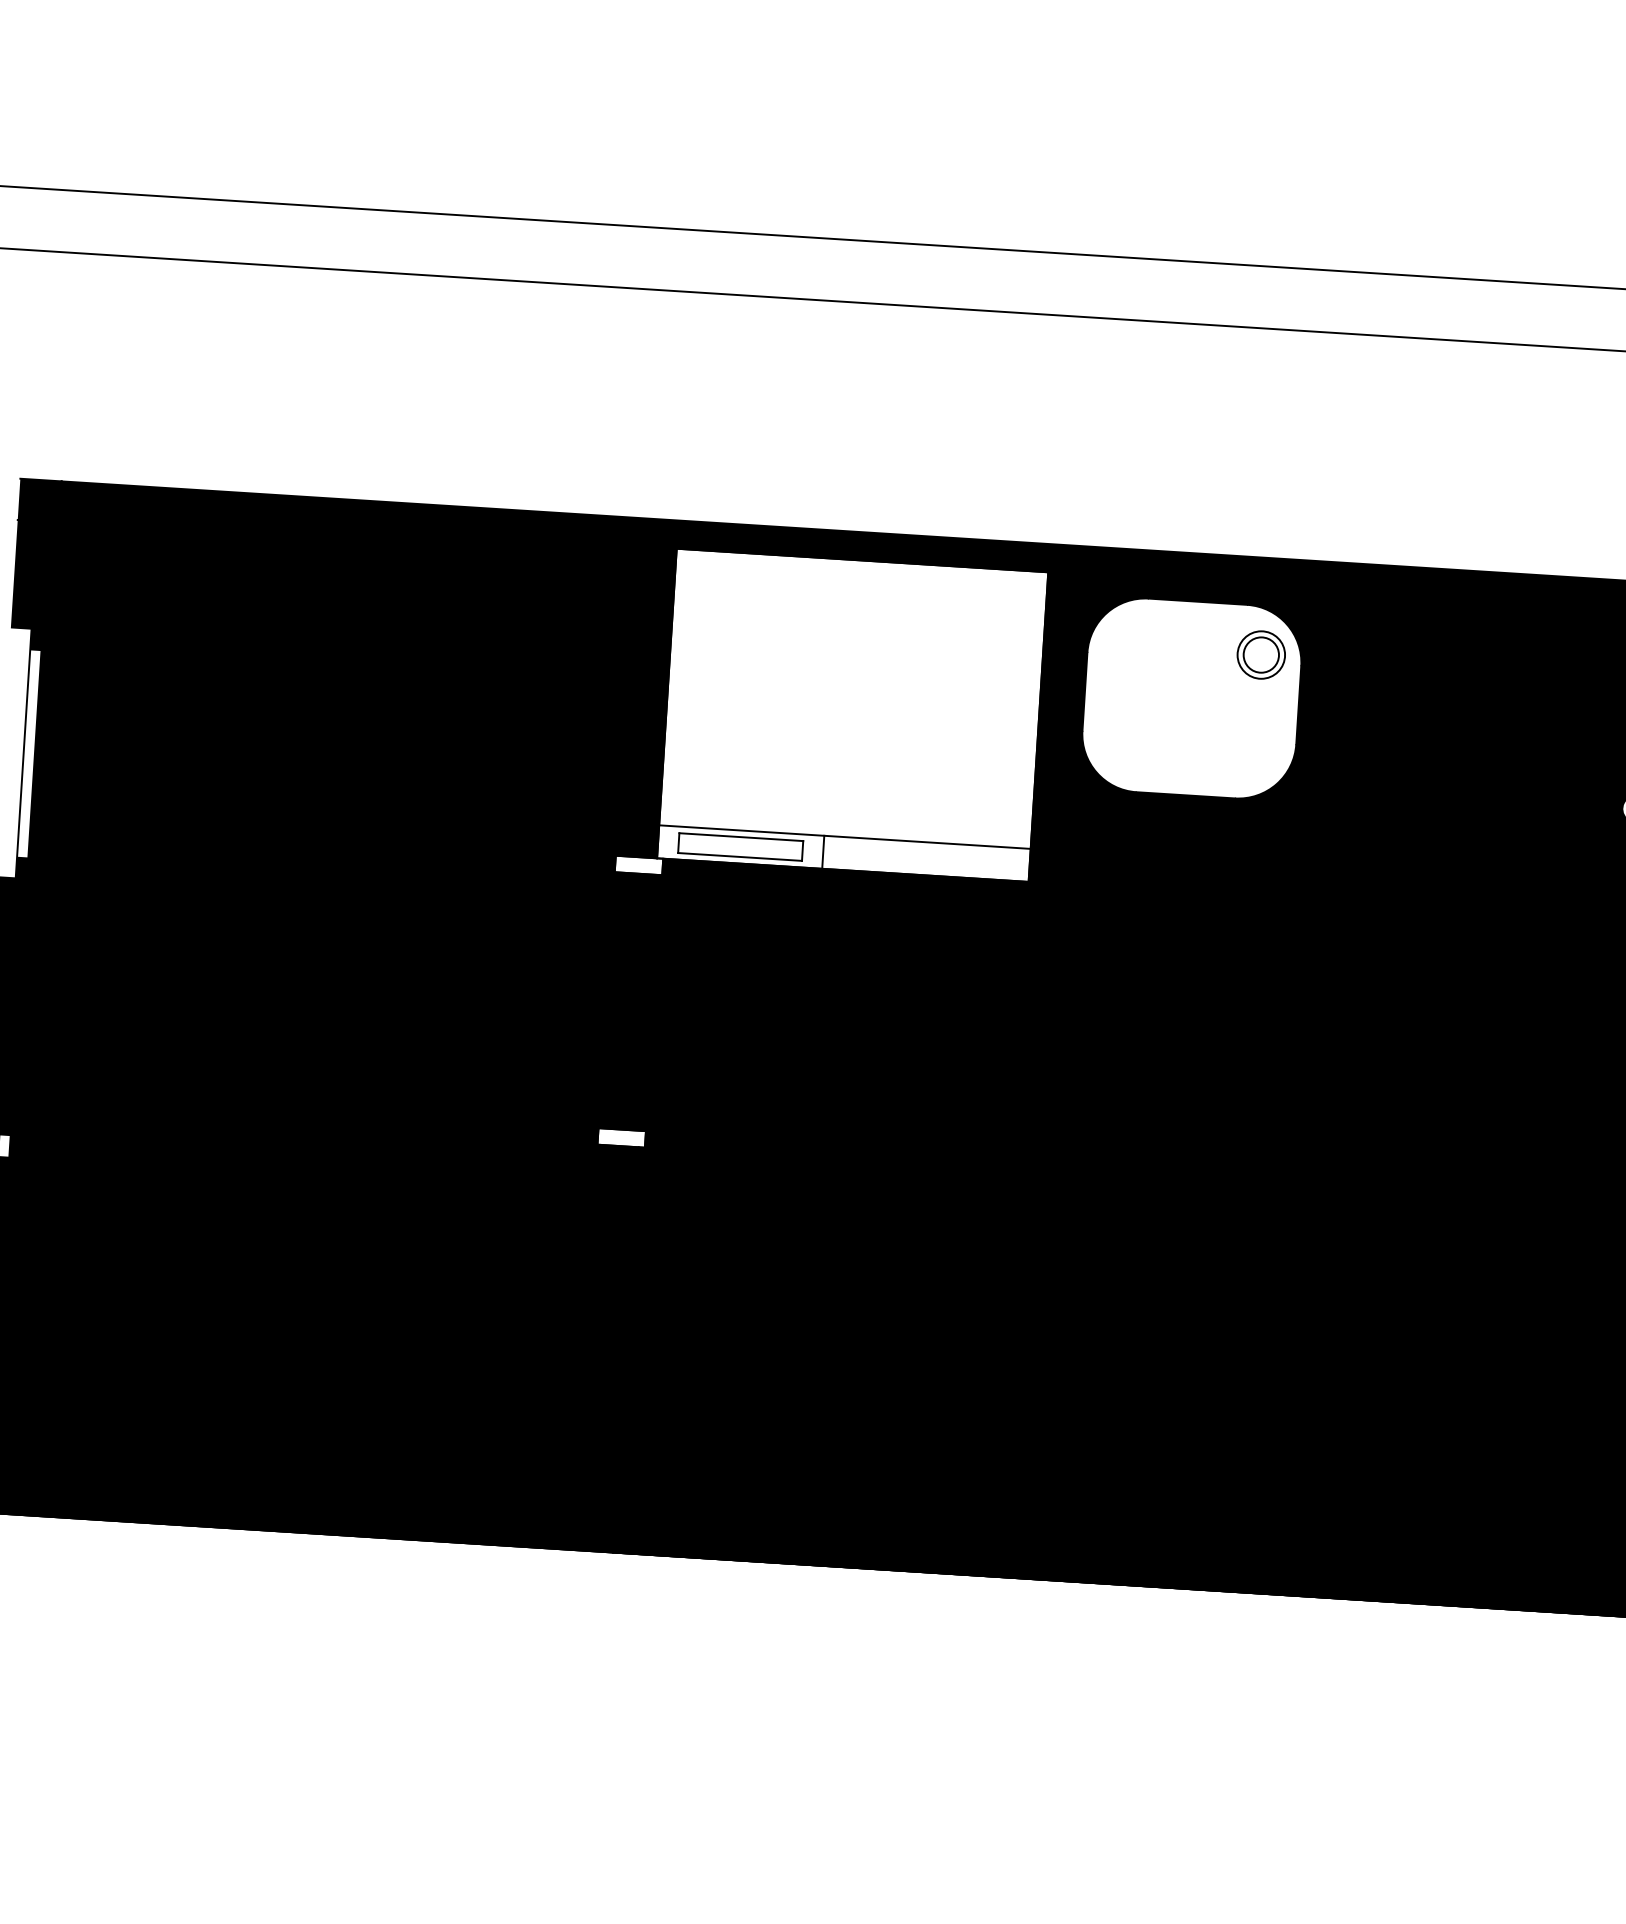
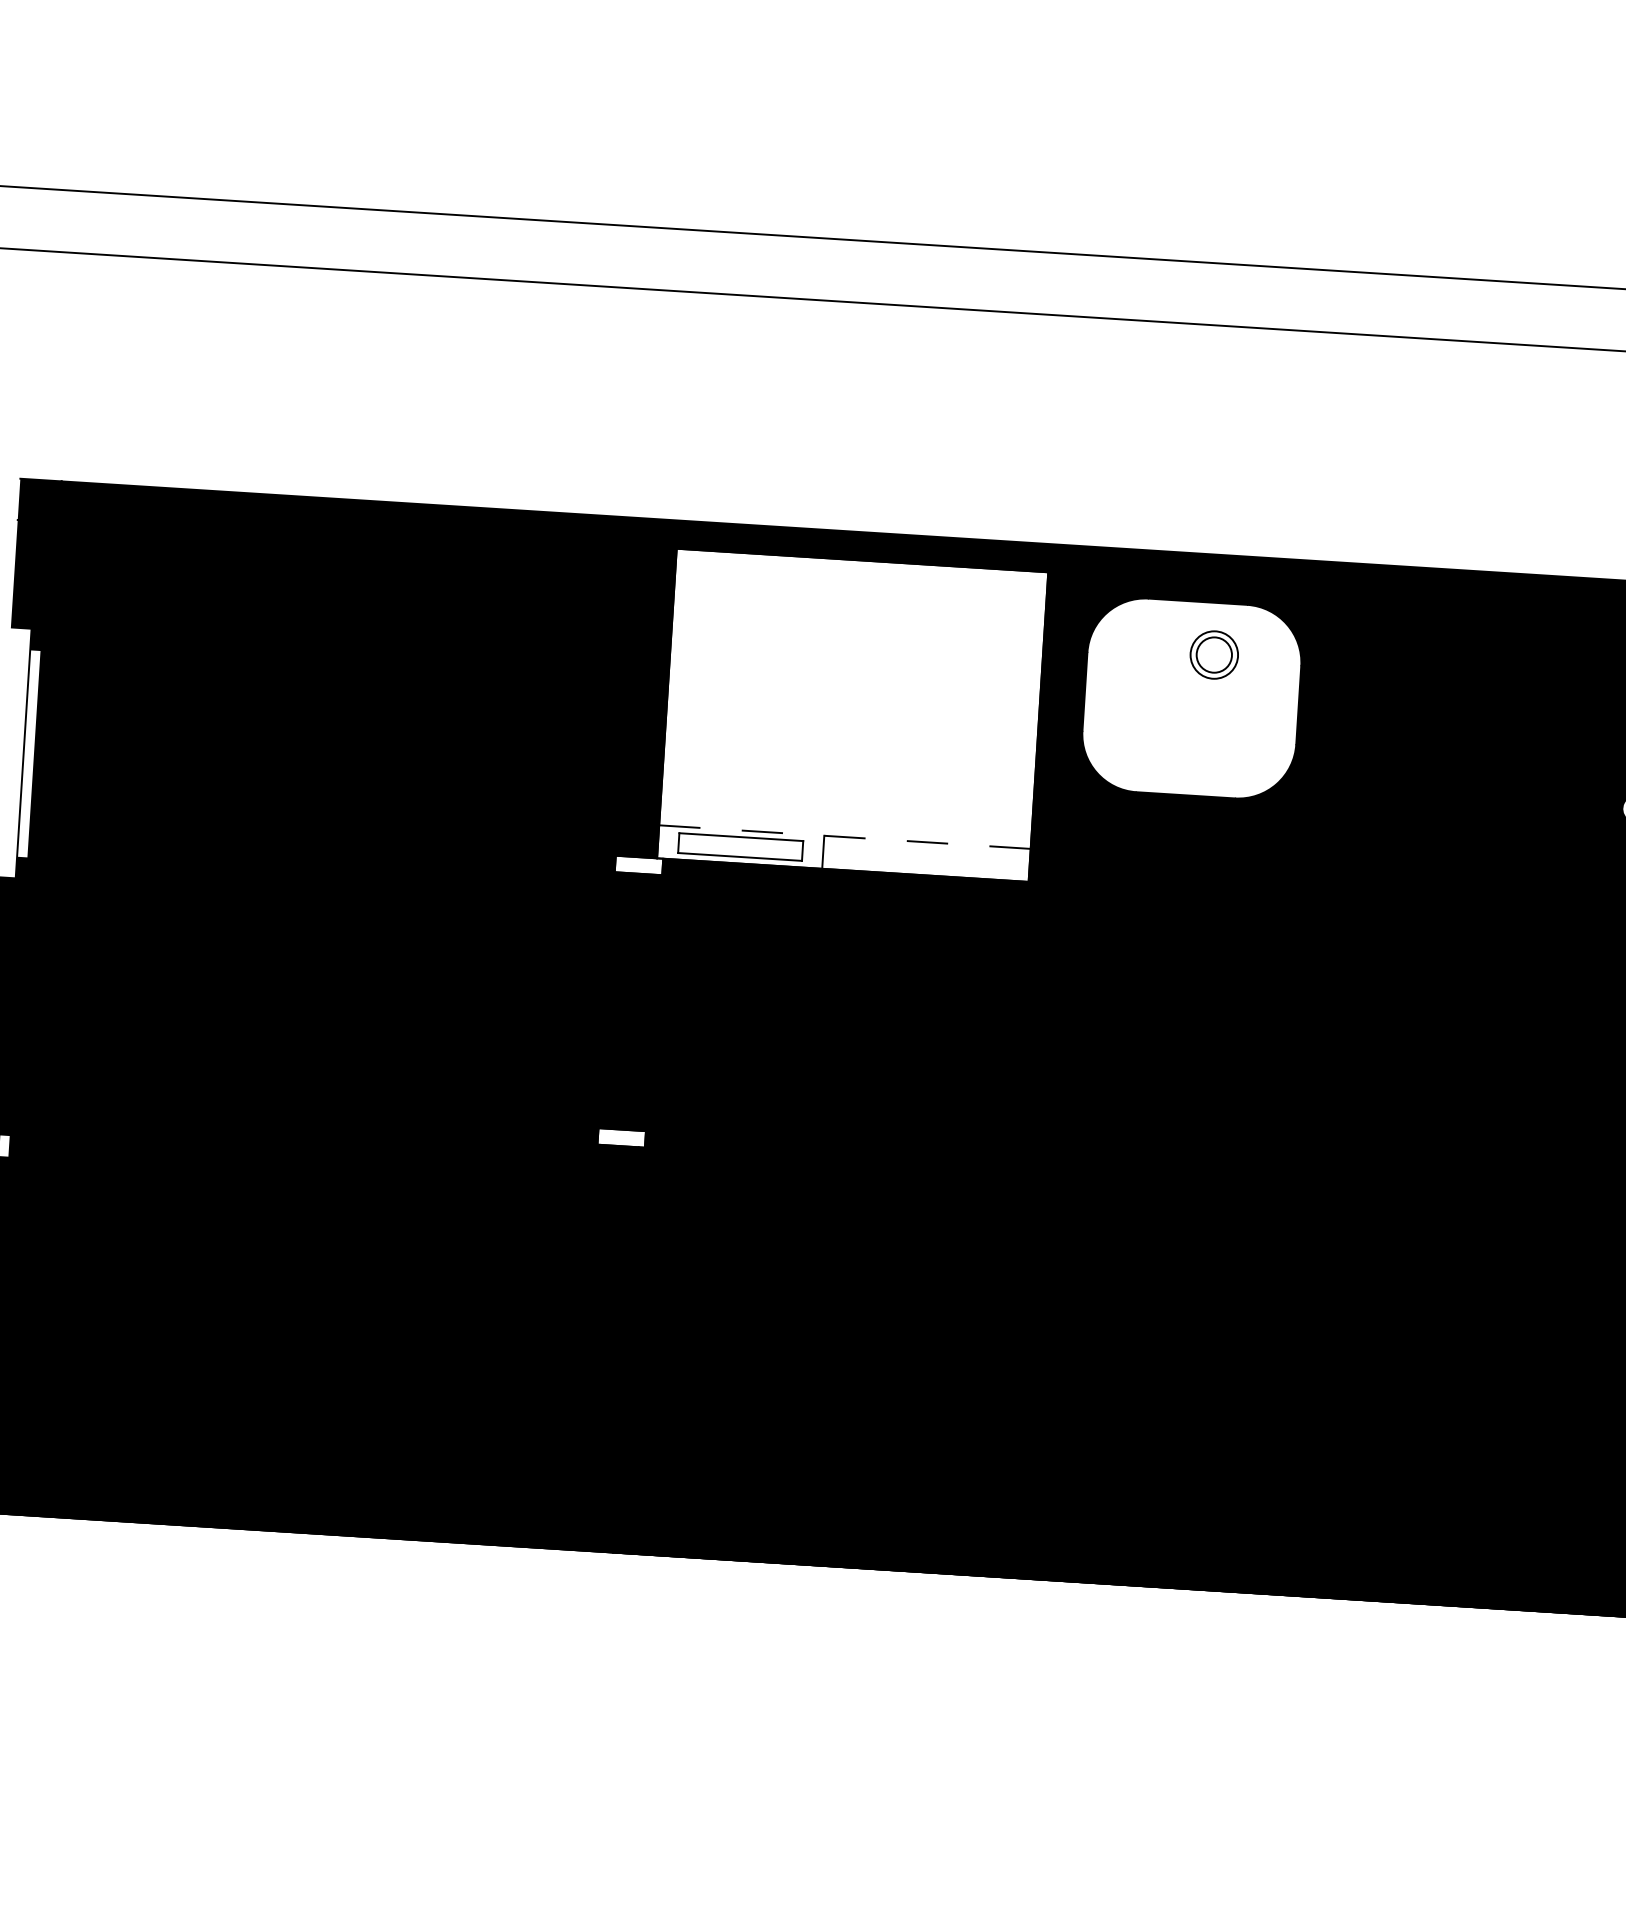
part position: (1260, 654) -> (1213, 654) (1213, 654)
line: solid -> dashed (845, 837)
